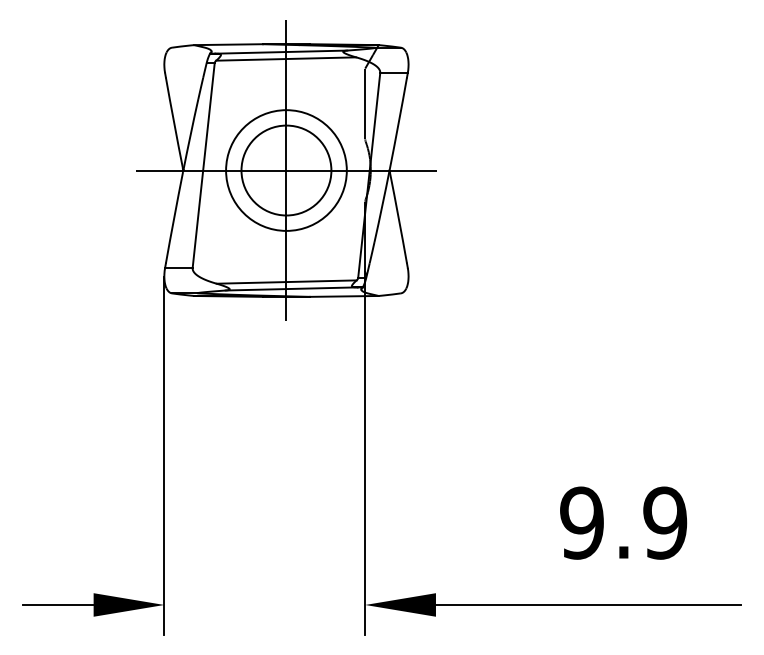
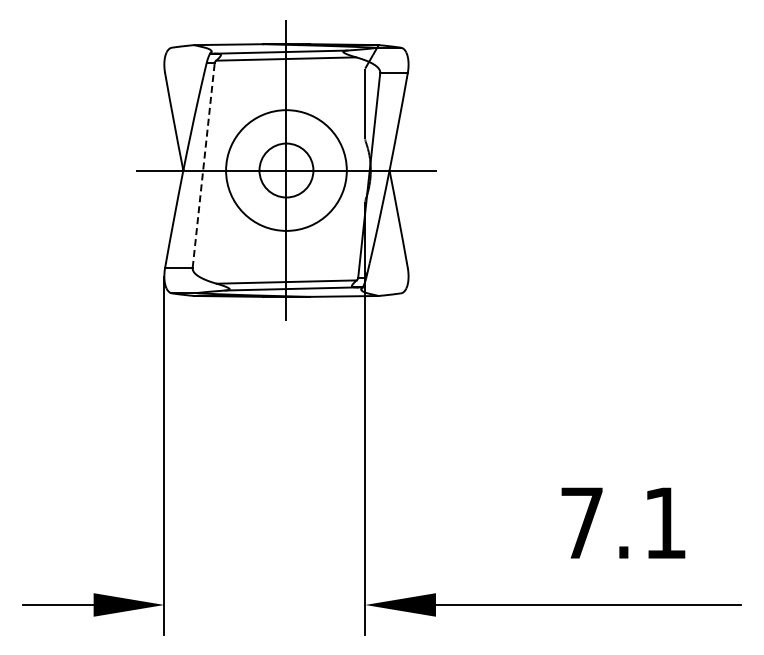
line: solid -> dashed (203, 164)
circle diameter: 90 px -> 54 px (286, 170)
text: 9.9 -> 7.1 (623, 522)
